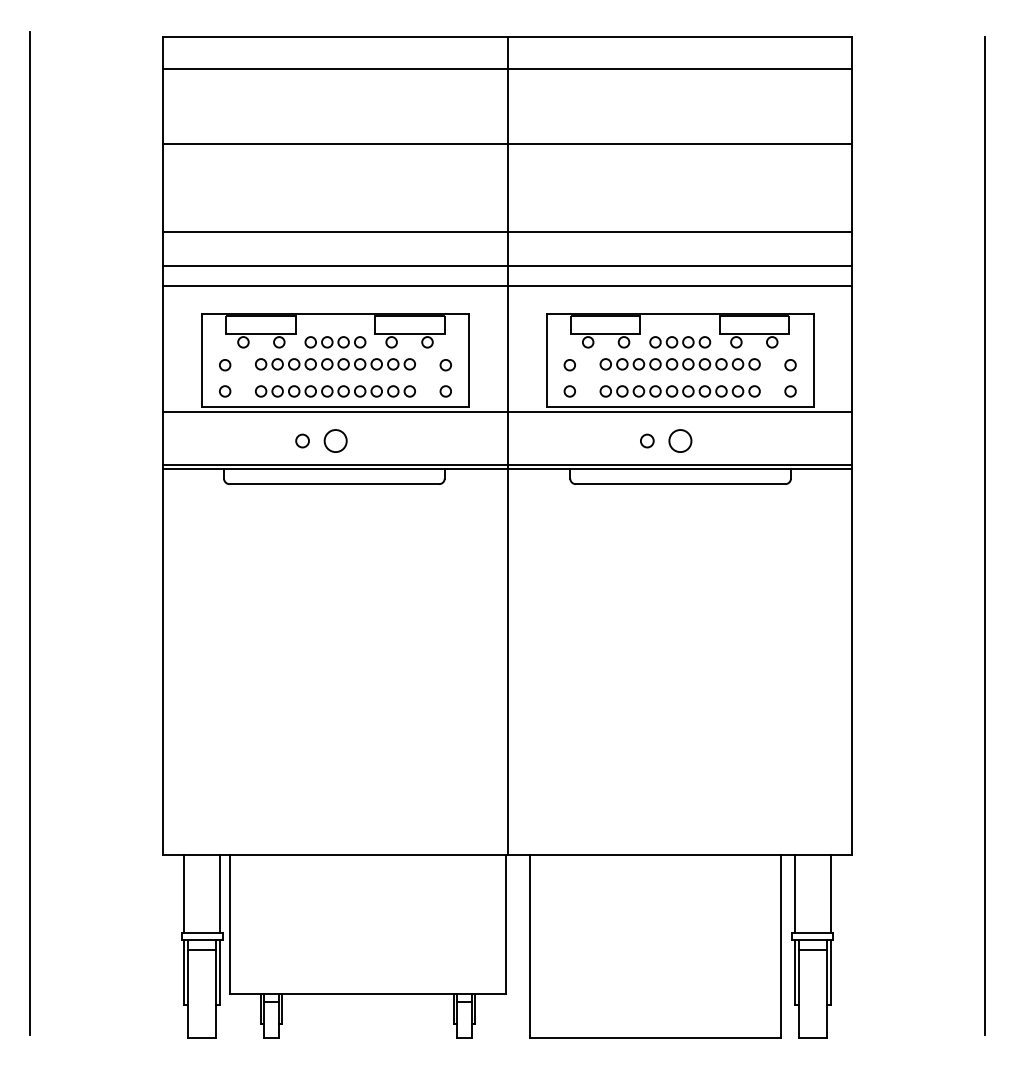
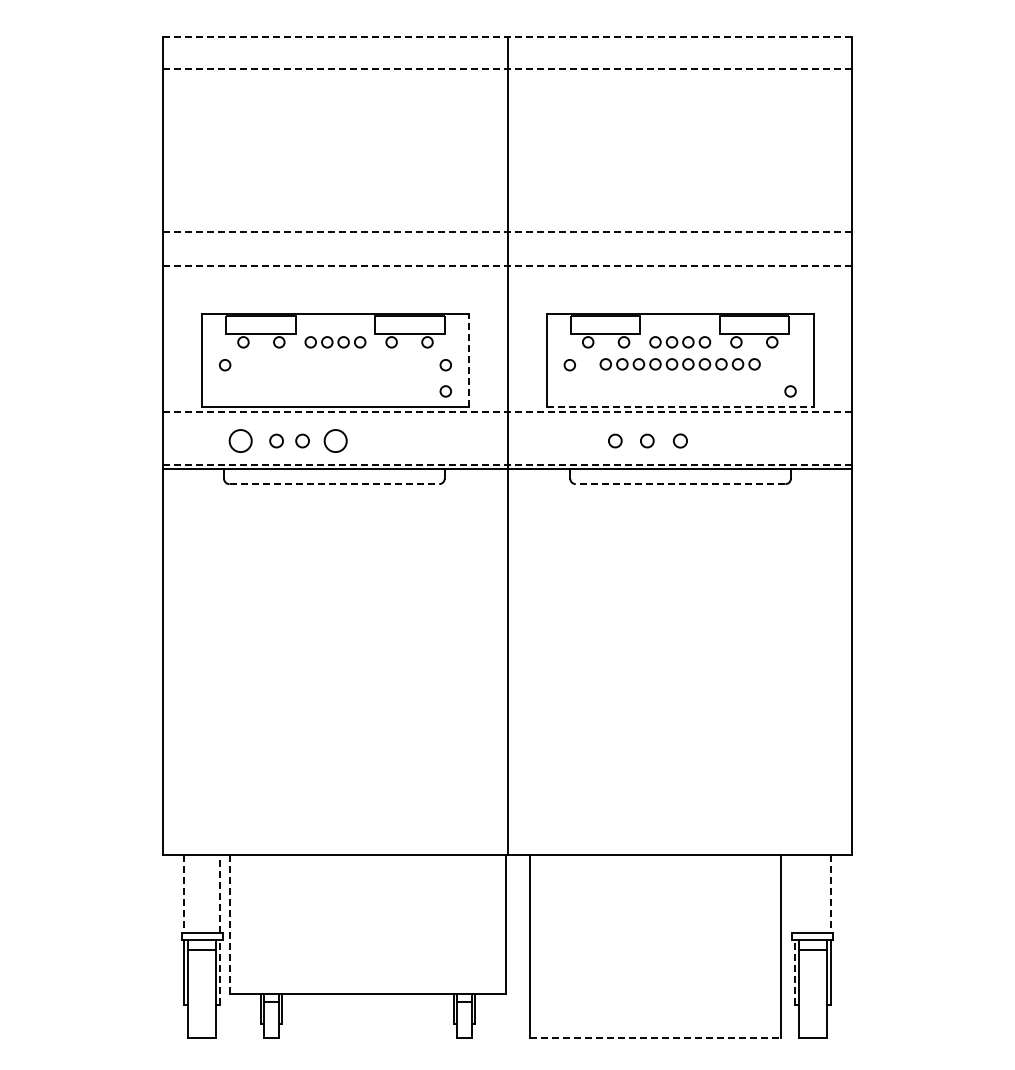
line: solid -> dashed (507, 36)
line: solid -> dashed (507, 68)
line: present -> none (507, 143)
line: solid -> dashed (507, 232)
line: solid -> dashed (507, 265)
line: present -> none (507, 286)
line: solid -> dashed (469, 360)
part: present -> none (335, 364)
circle: present -> none (790, 365)
circle: present -> none (225, 391)
part: present -> none (335, 391)
circle: present -> none (569, 391)
part: present -> none (679, 391)
line: solid -> dashed (680, 406)
line: solid -> dashed (507, 412)
circle: none -> present (240, 440)
circle: none -> present (276, 440)
circle: none -> present (615, 440)
circle size: 25x24 px -> 15x16 px (680, 440)
line: solid -> dashed (507, 464)
line: solid -> dashed (334, 484)
line: solid -> dashed (680, 484)
line: present -> none (30, 533)
line: present -> none (984, 535)
line: solid -> dashed (220, 893)
line: present -> none (794, 893)
line: solid -> dashed (184, 894)
line: solid -> dashed (830, 894)
line: solid -> dashed (230, 924)
line: solid -> dashed (220, 971)
line: solid -> dashed (794, 971)
line: solid -> dashed (655, 1037)
